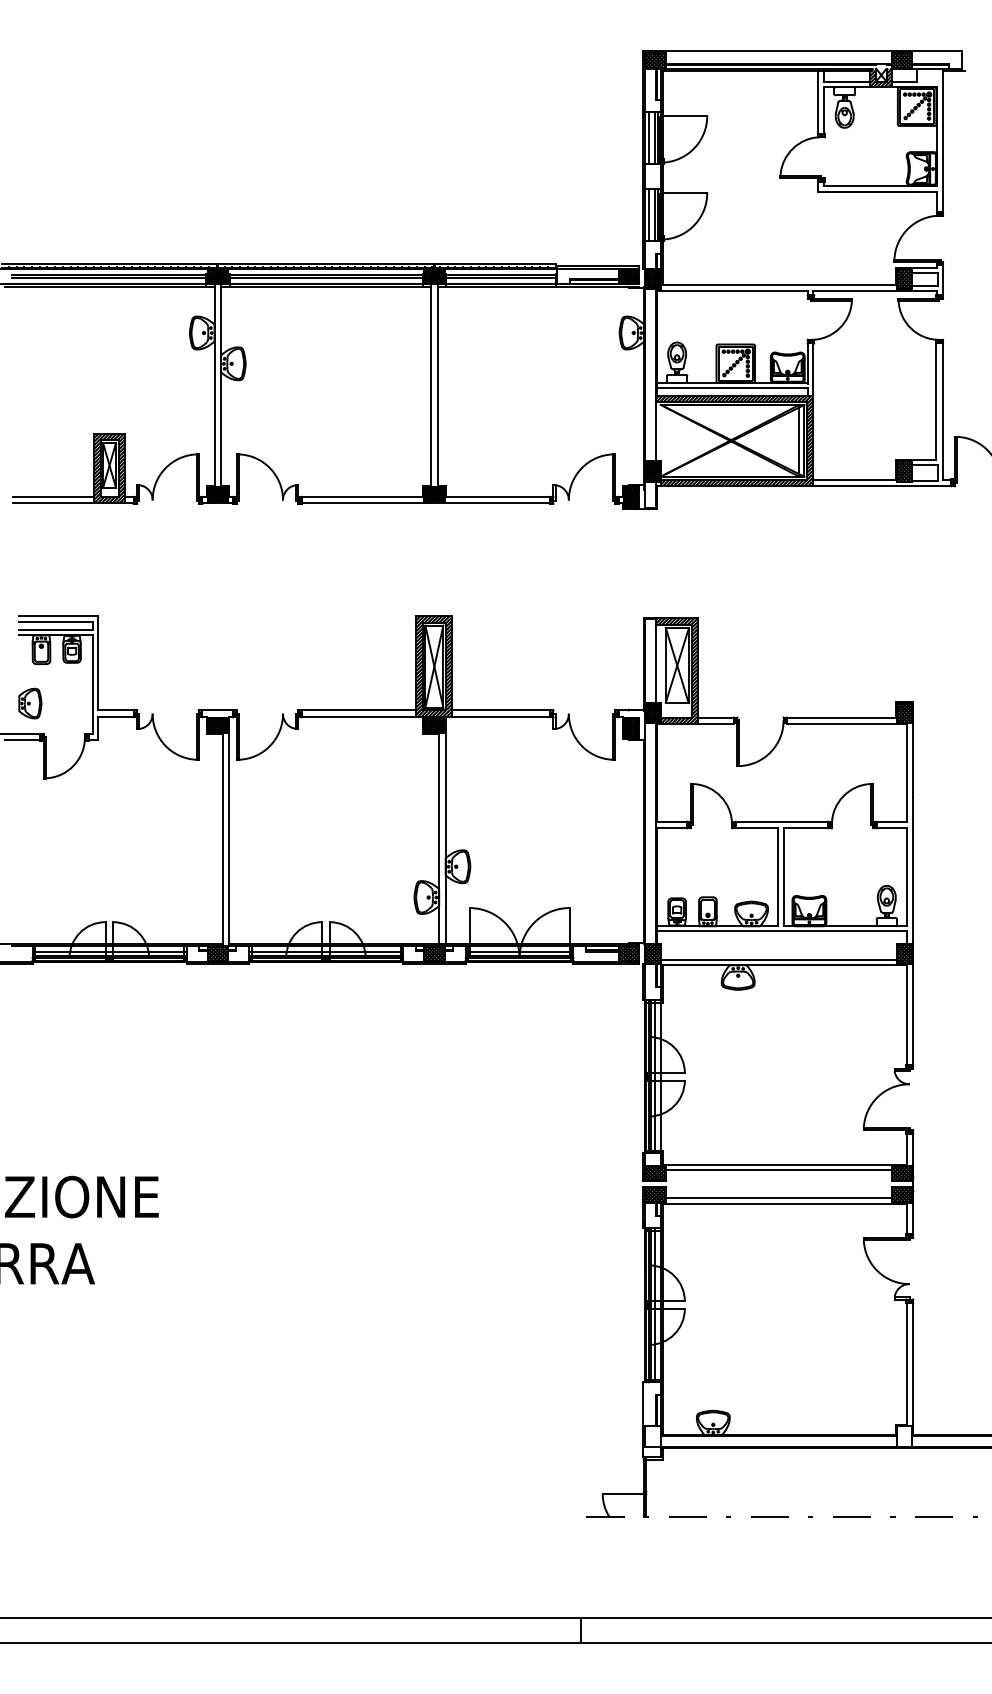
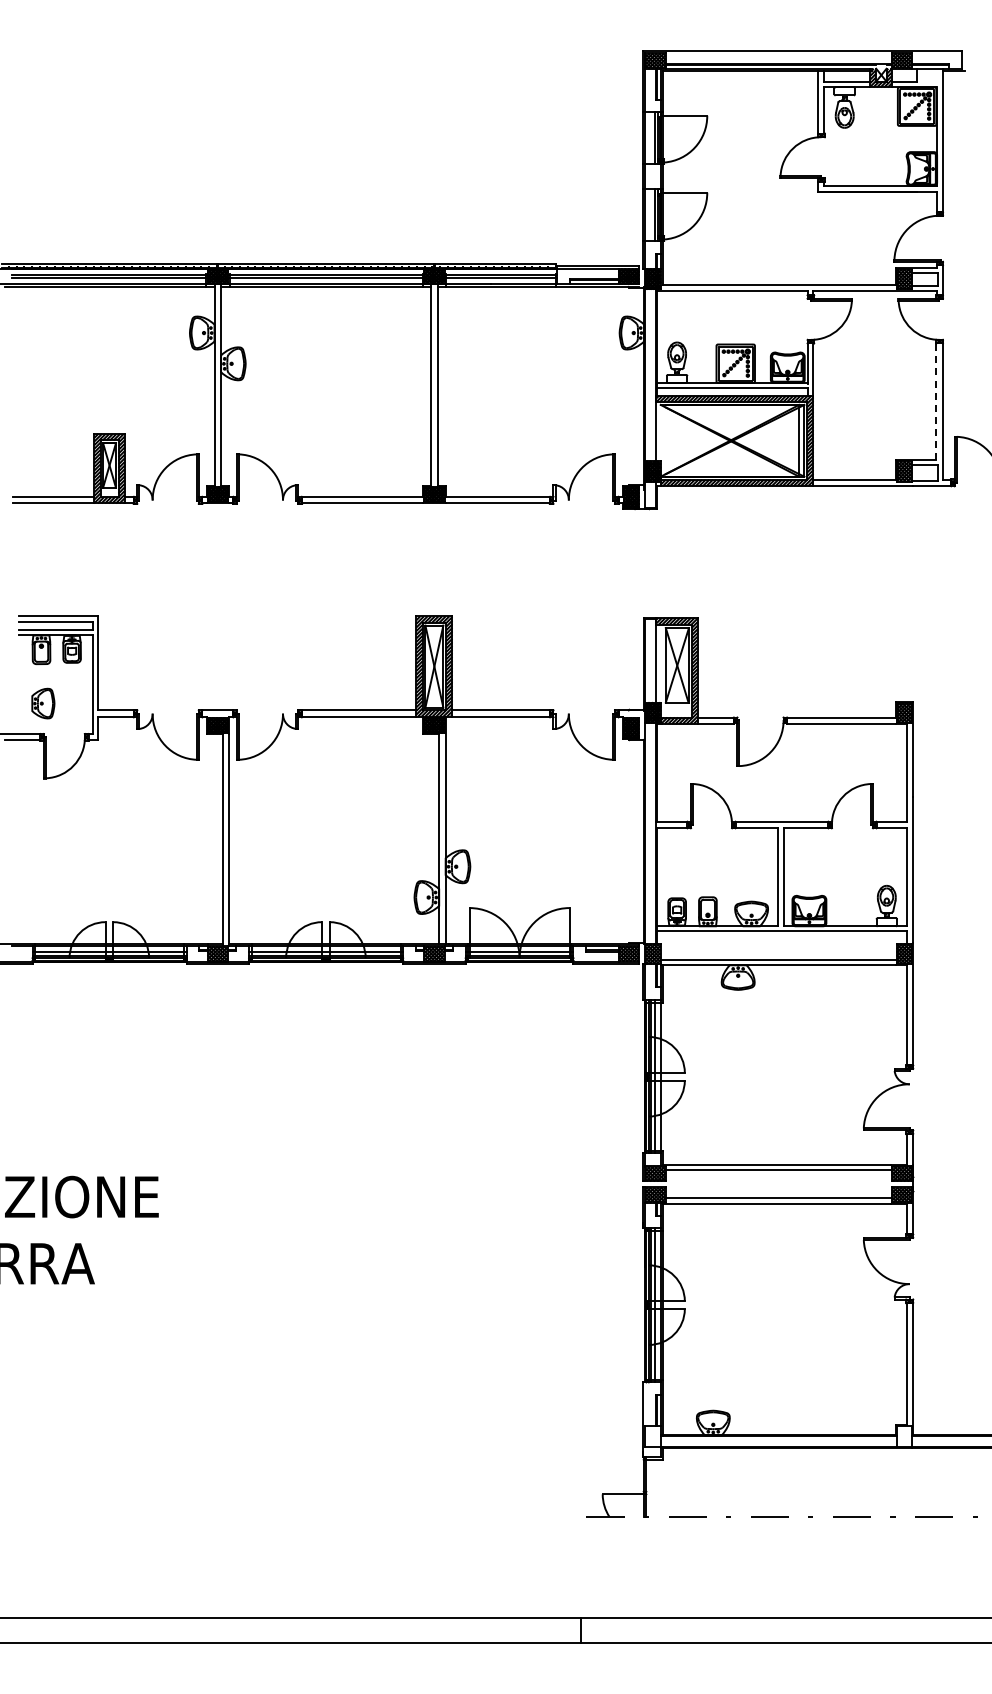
line: present -> none (648, 137)
line: present -> none (648, 214)
line: solid -> dashed (936, 401)
part position: (30, 703) -> (43, 703) (43, 703)
